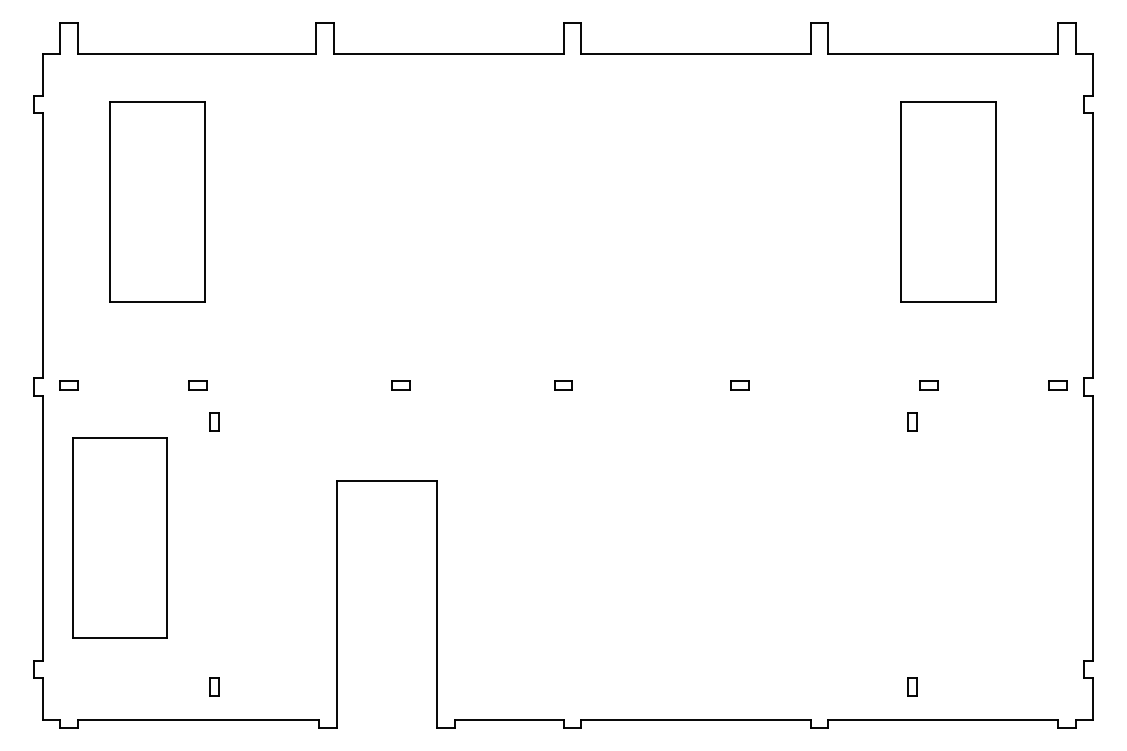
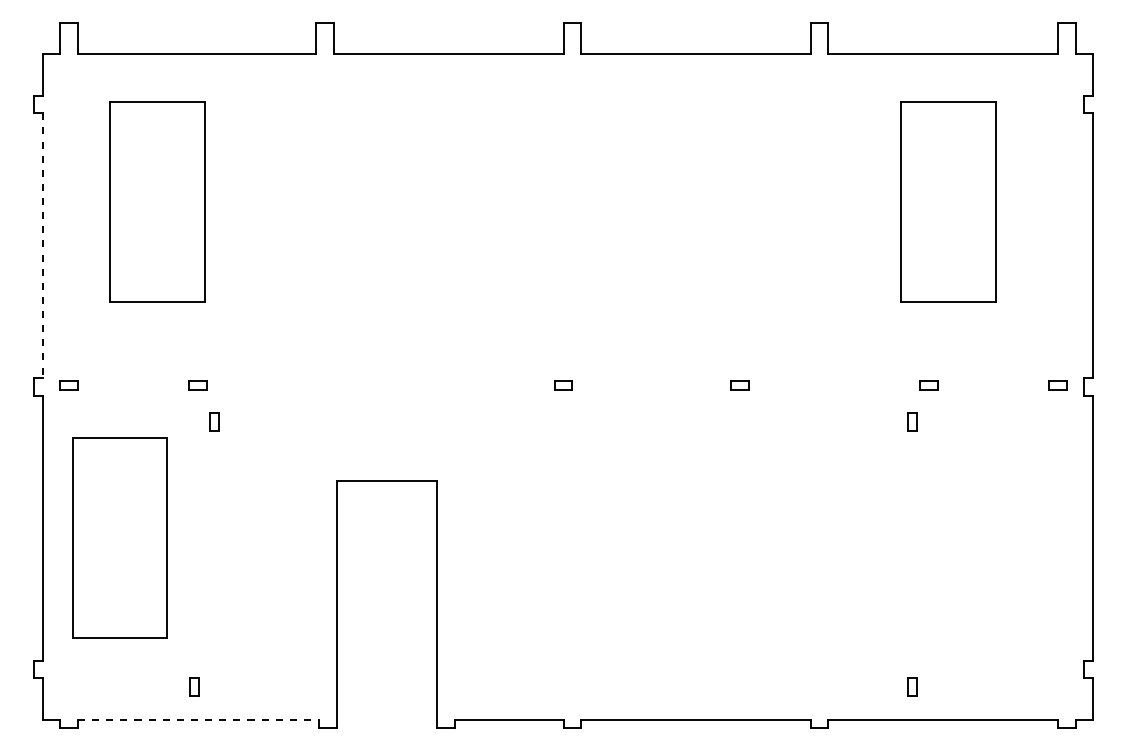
line: solid -> dashed (42, 246)
part: present -> none (400, 385)
part position: (214, 686) -> (194, 686) (194, 686)
line: solid -> dashed (198, 719)
